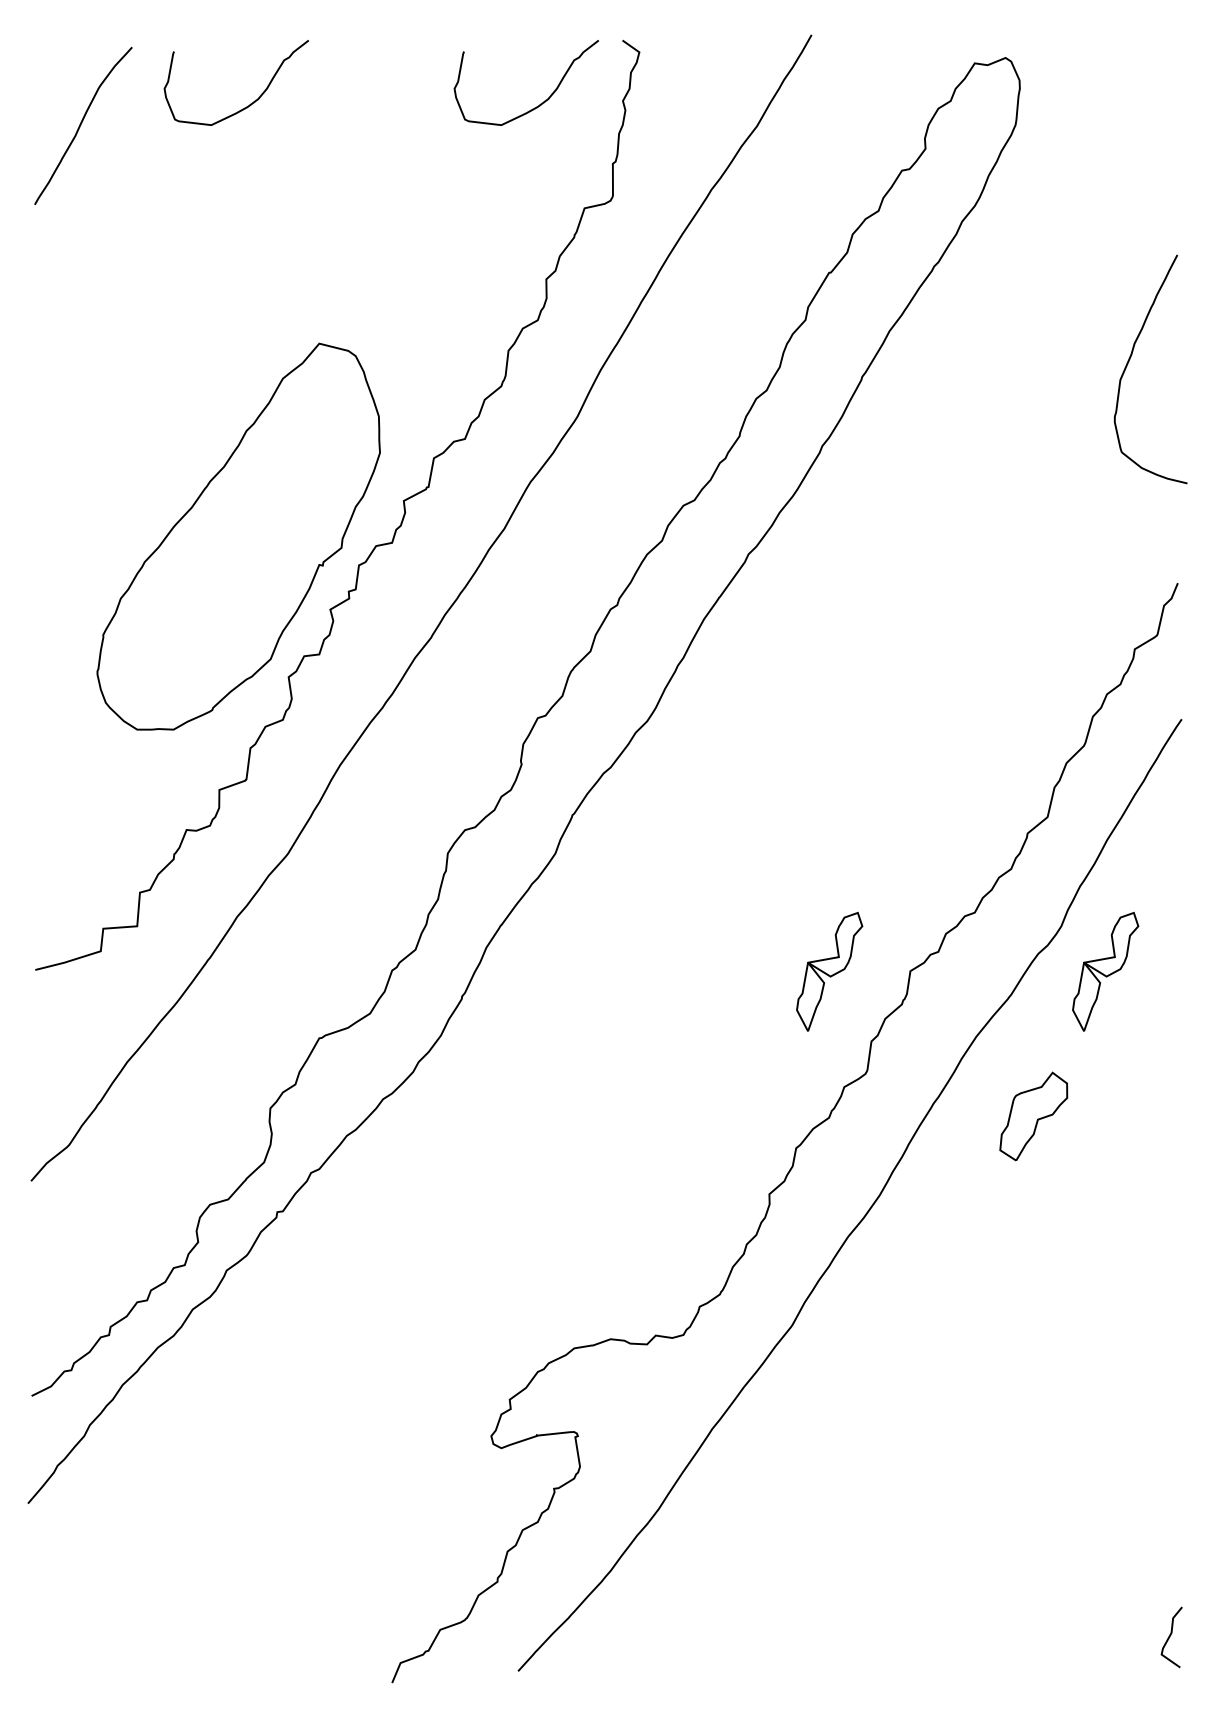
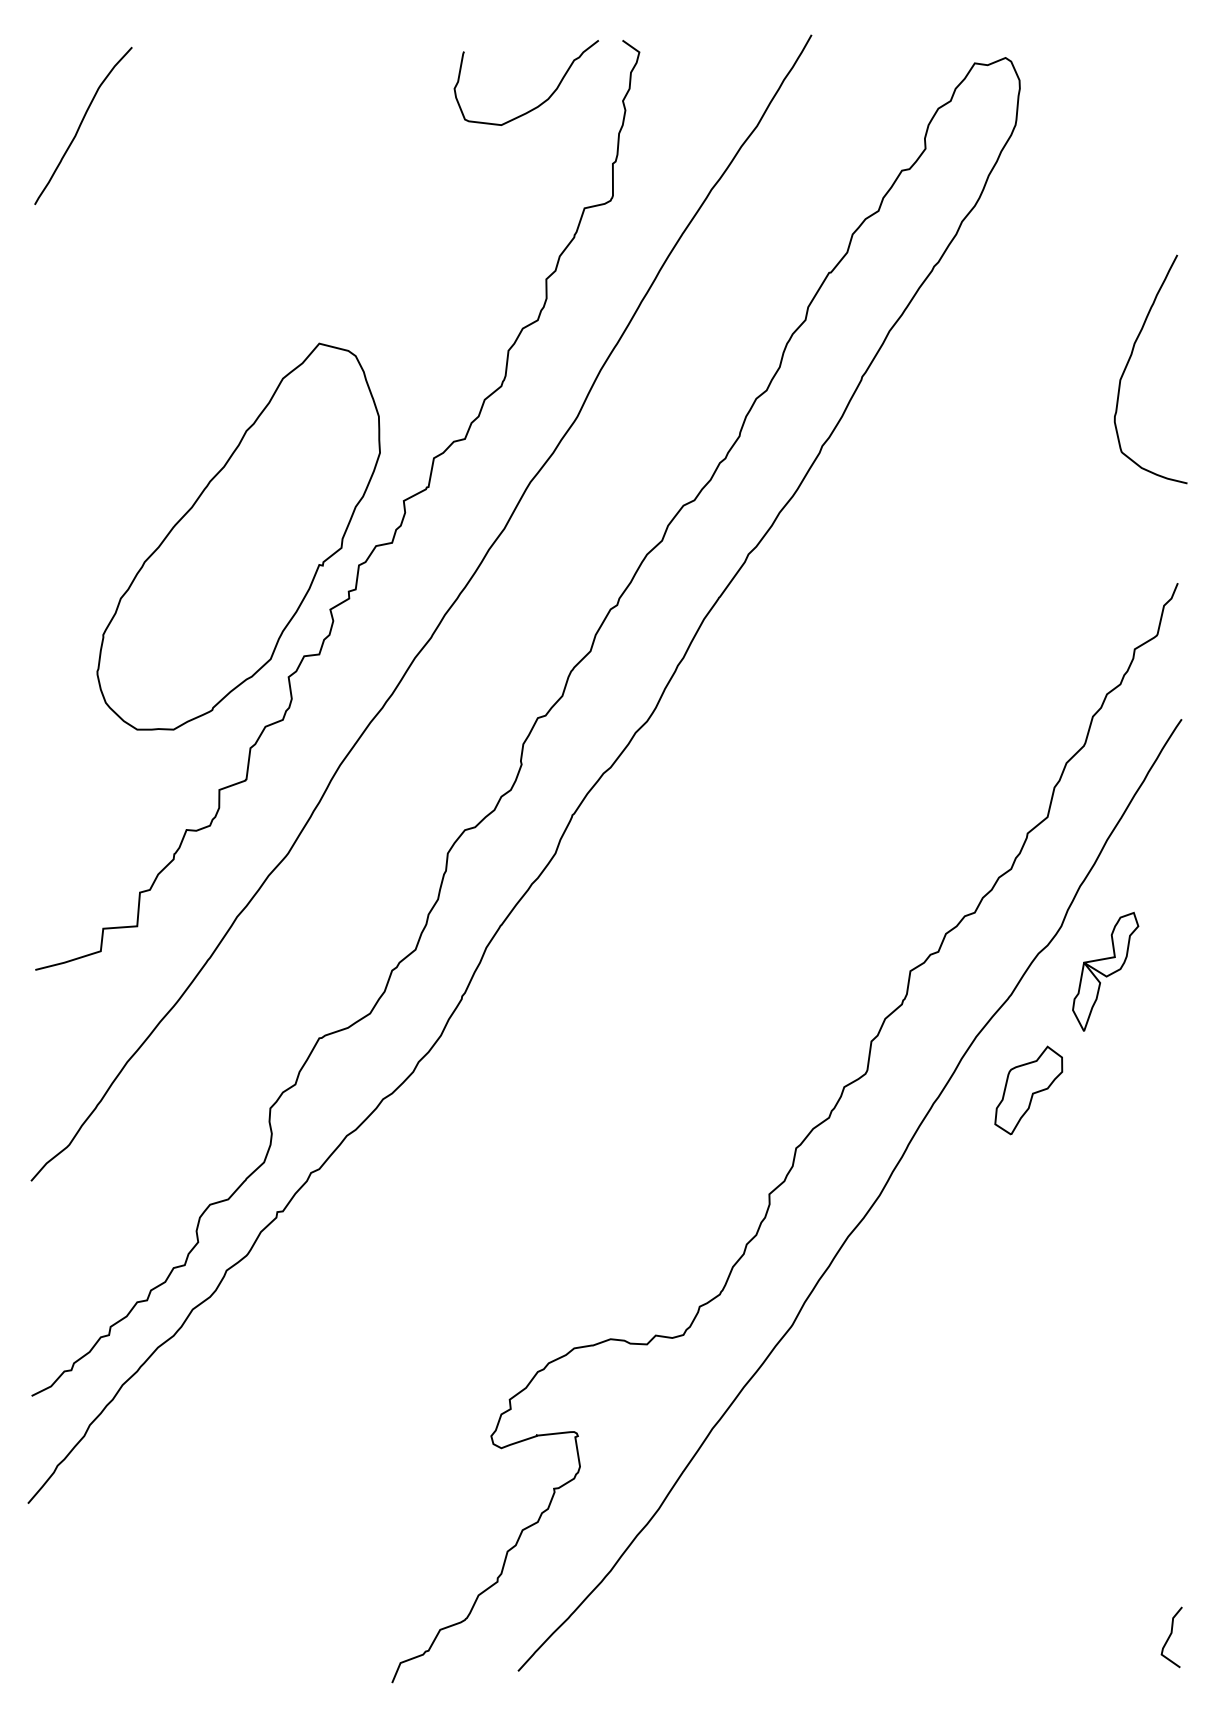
curve: present -> none (250, 103)
part: present -> none (829, 971)
part position: (1033, 1116) -> (1028, 1090) (1028, 1090)
